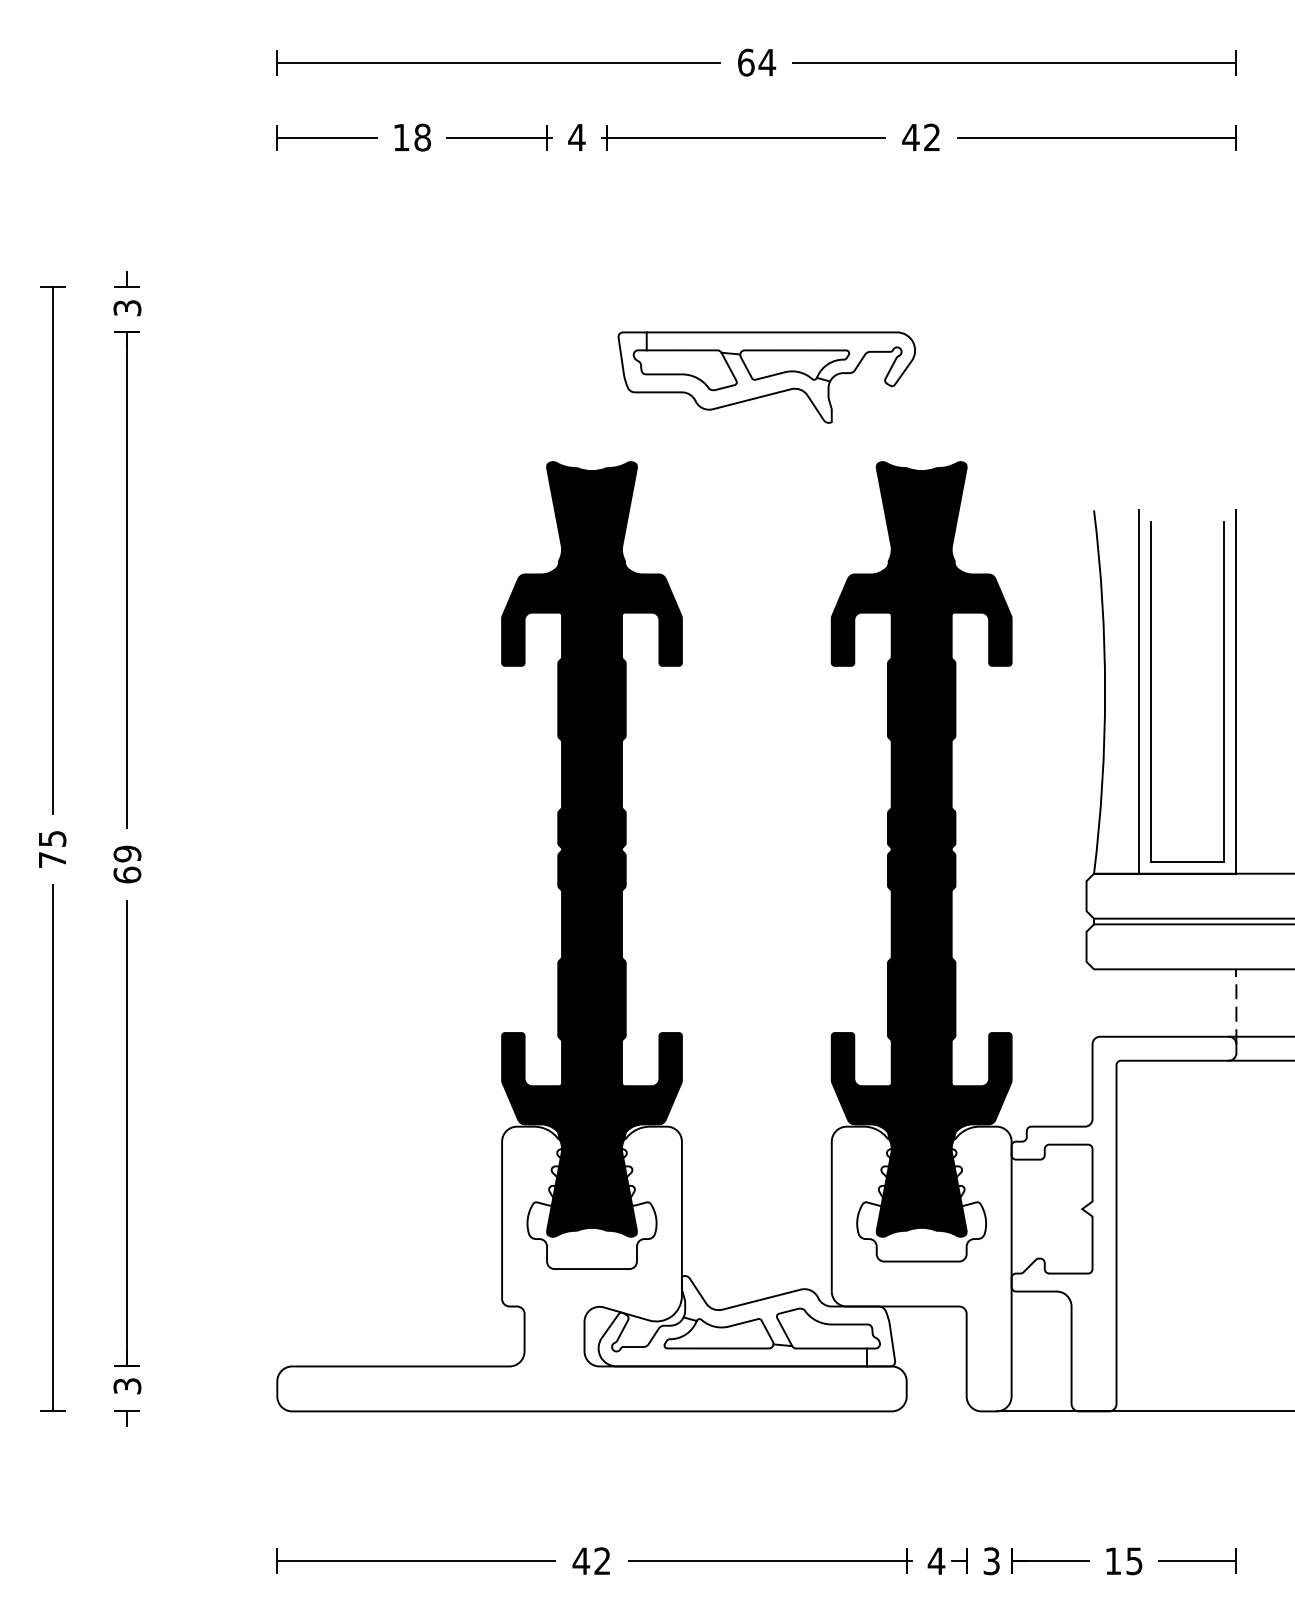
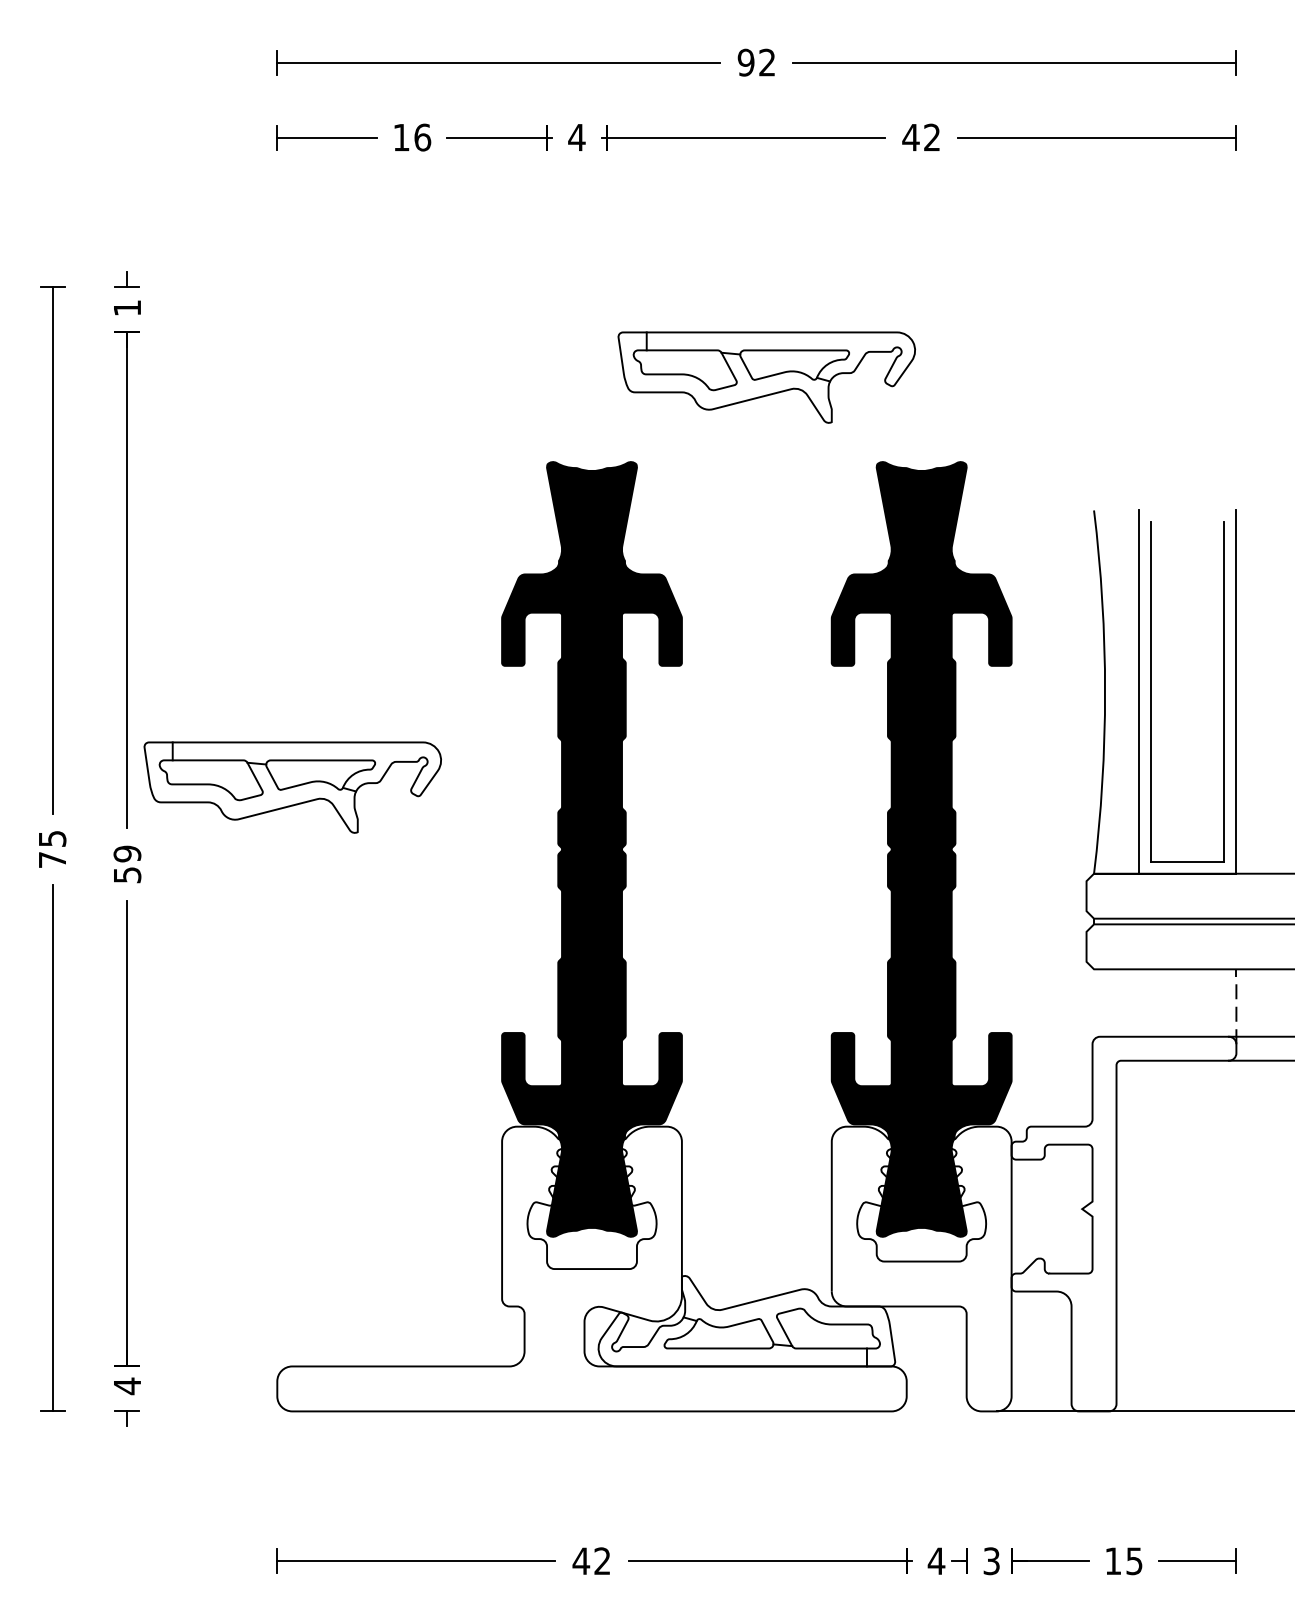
text: 64 -> 92 (756, 62)
text: 18 -> 16 (422, 137)
text: 3 -> 1 (127, 308)
part: none -> present (292, 787)
text: 69 -> 59 (127, 874)
text: 3 -> 4 (127, 1386)
